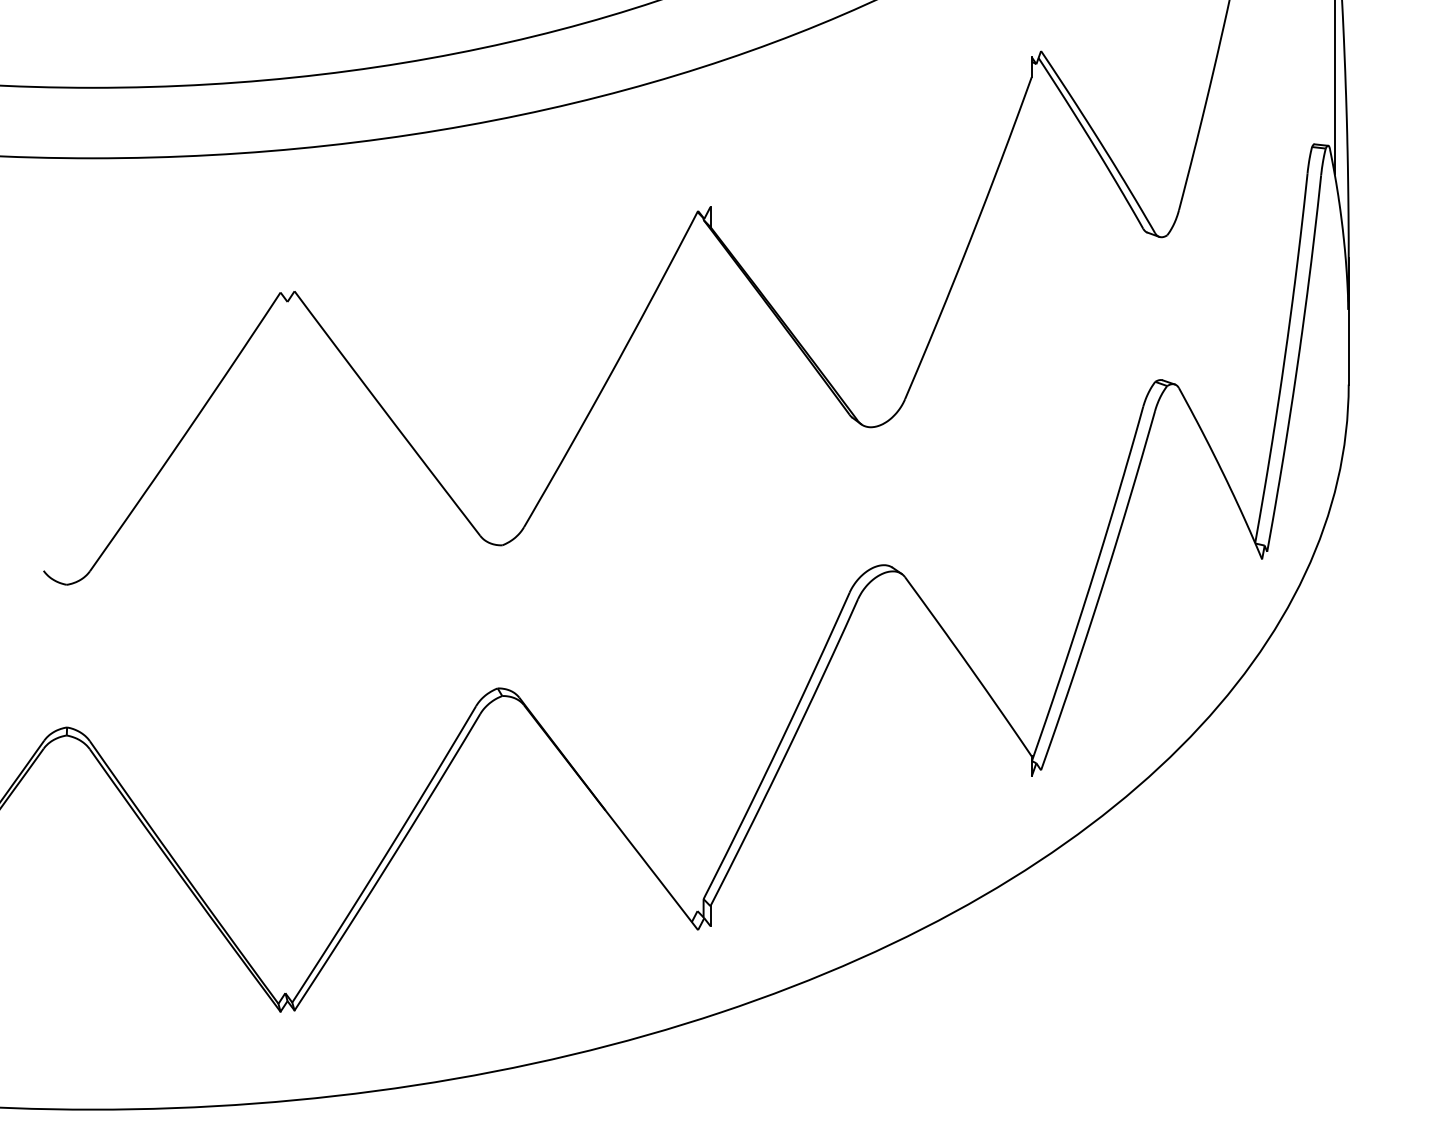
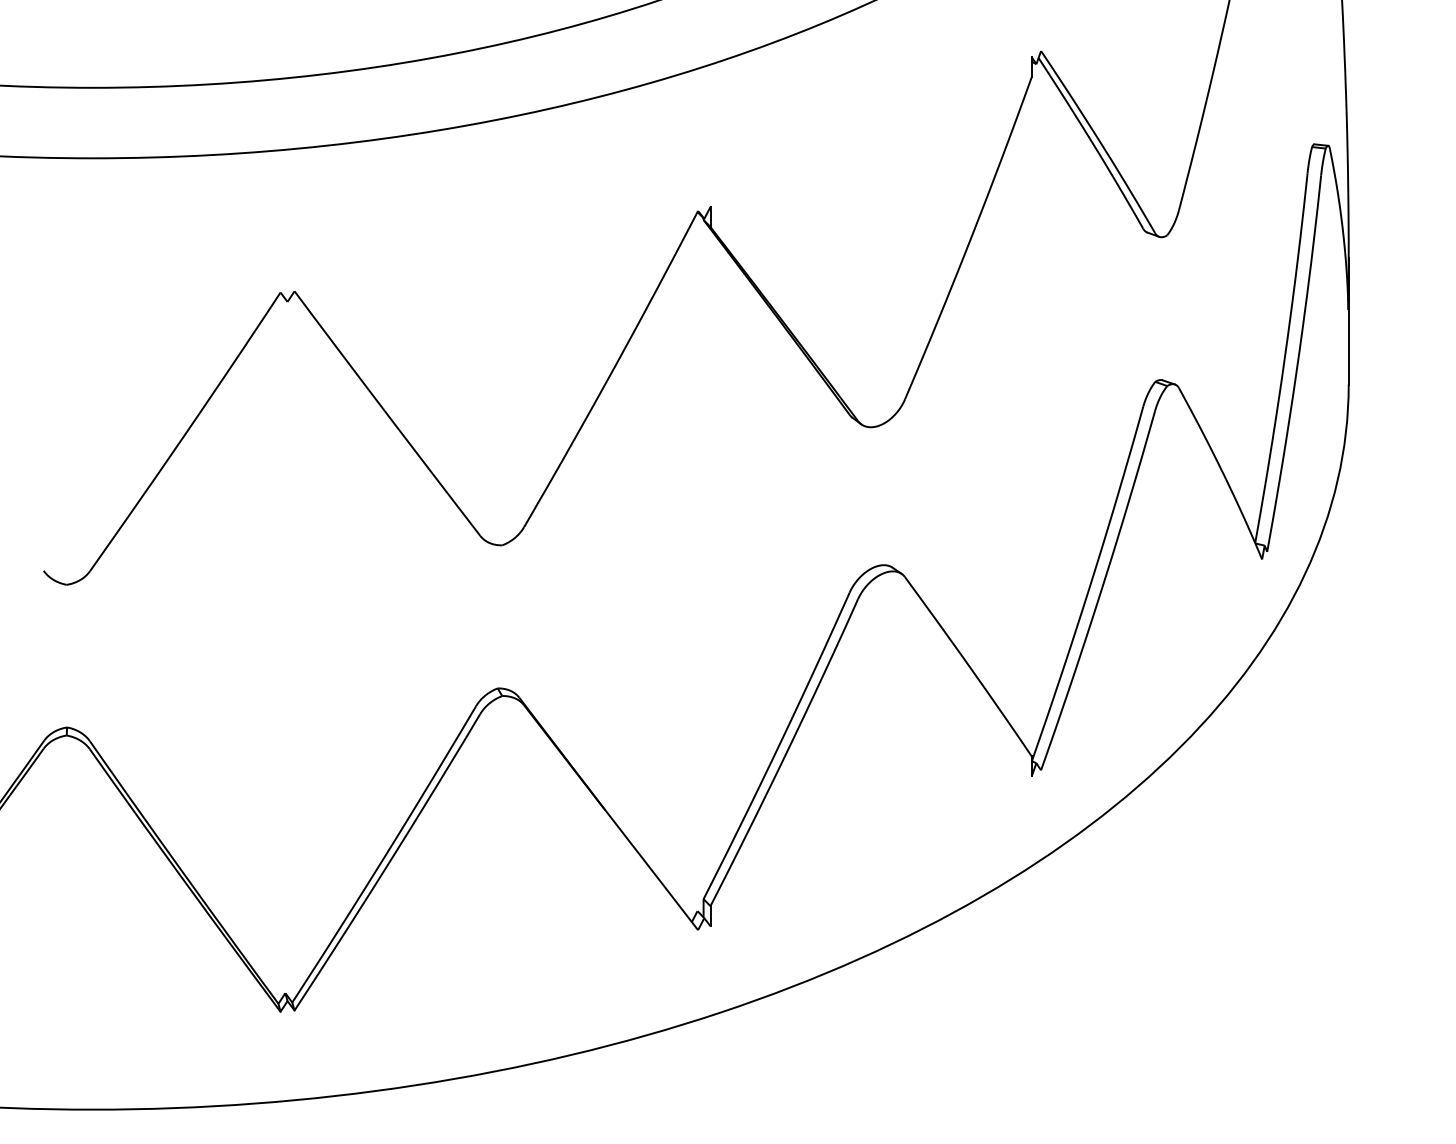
line: present -> none (1334, 88)
